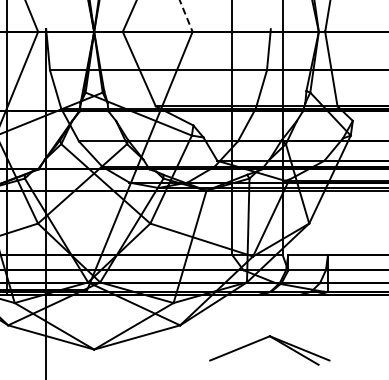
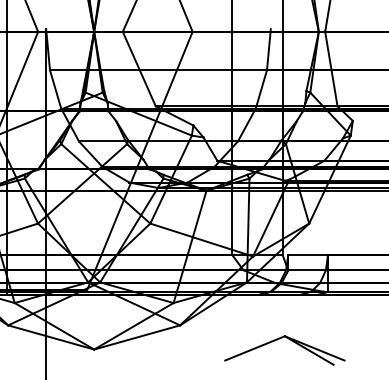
line: dashed -> solid (186, 16)
part position: (274, 340) -> (289, 340) (289, 340)
